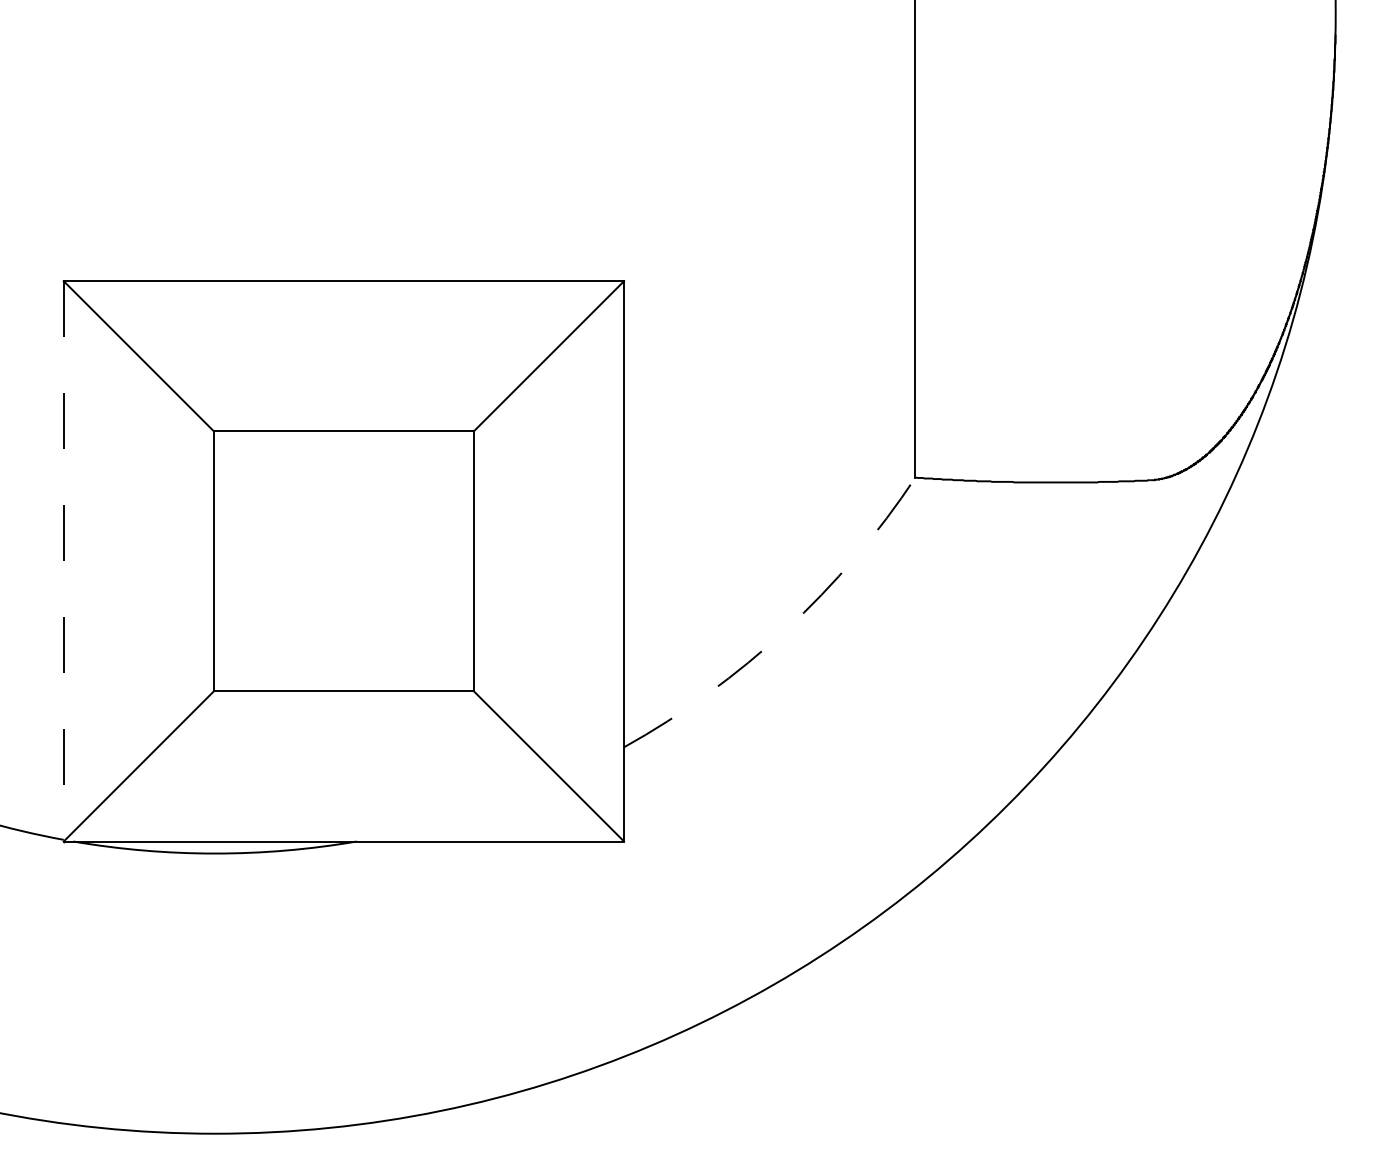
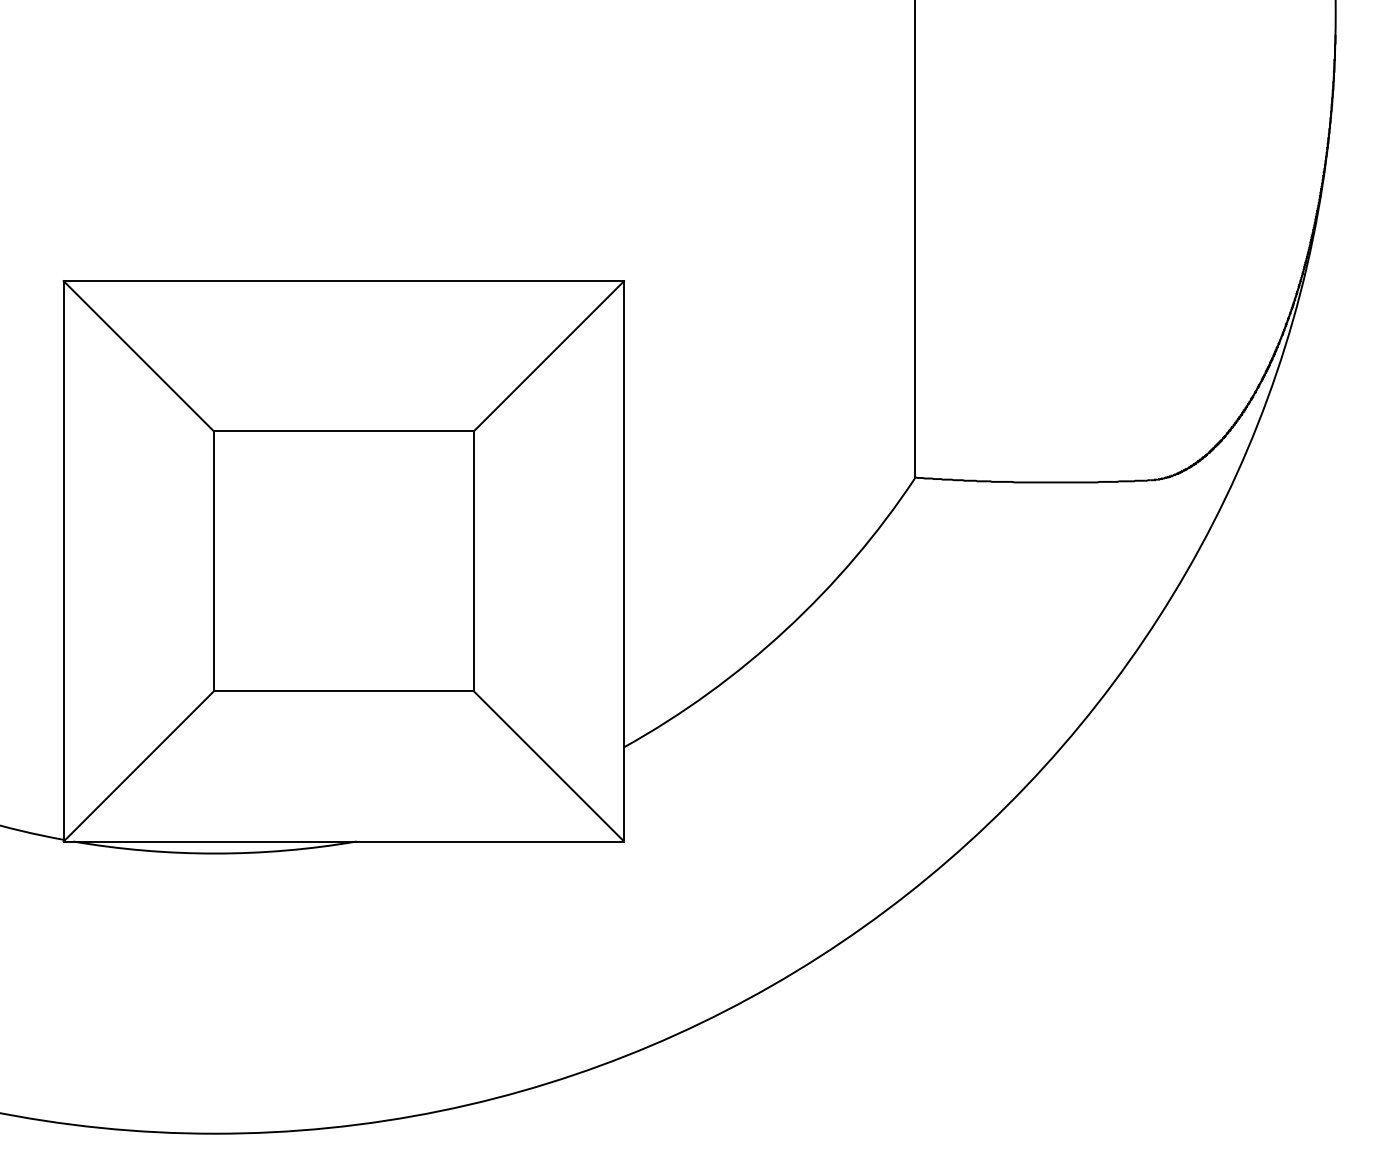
line: dashed -> solid (63, 561)
arc: dashed -> solid (785, 629)
